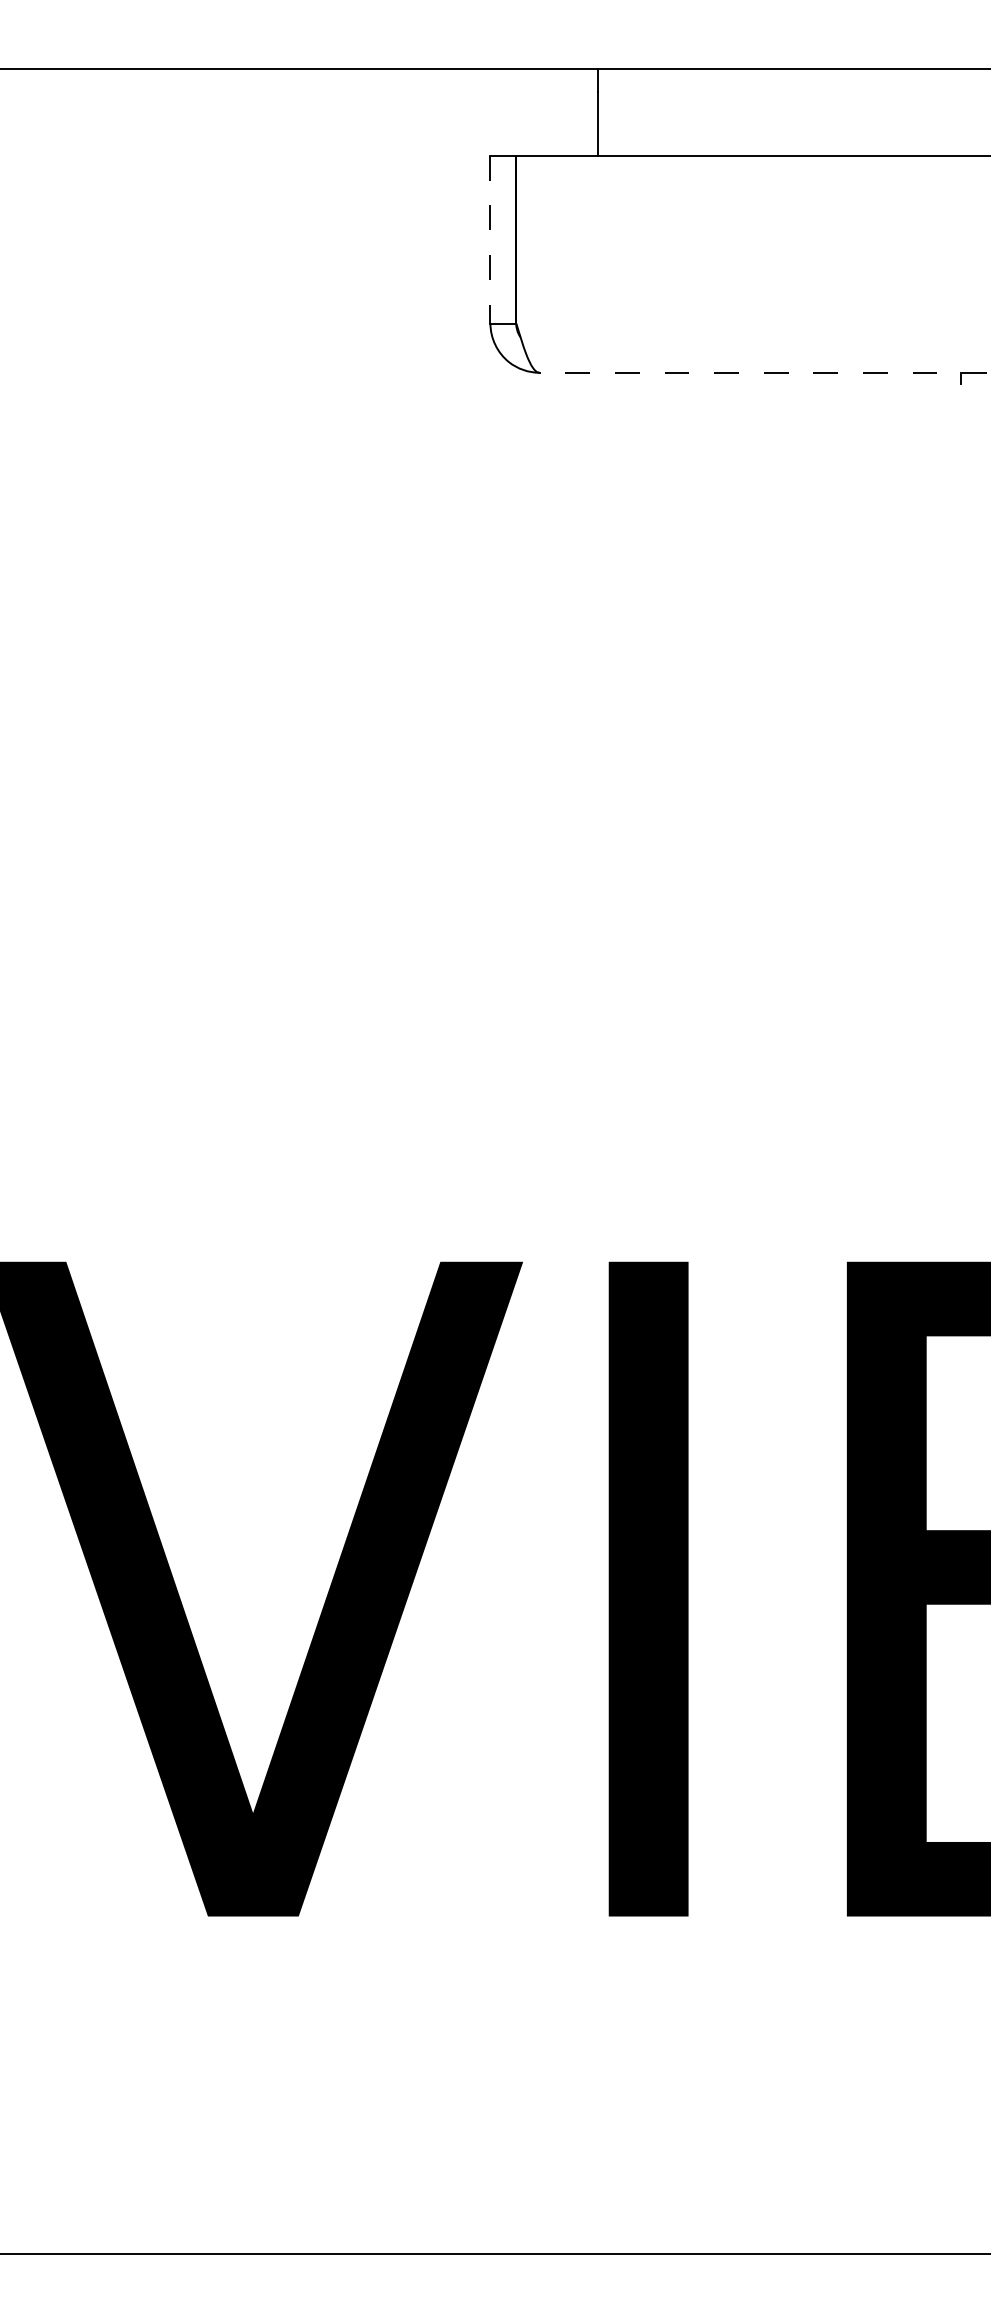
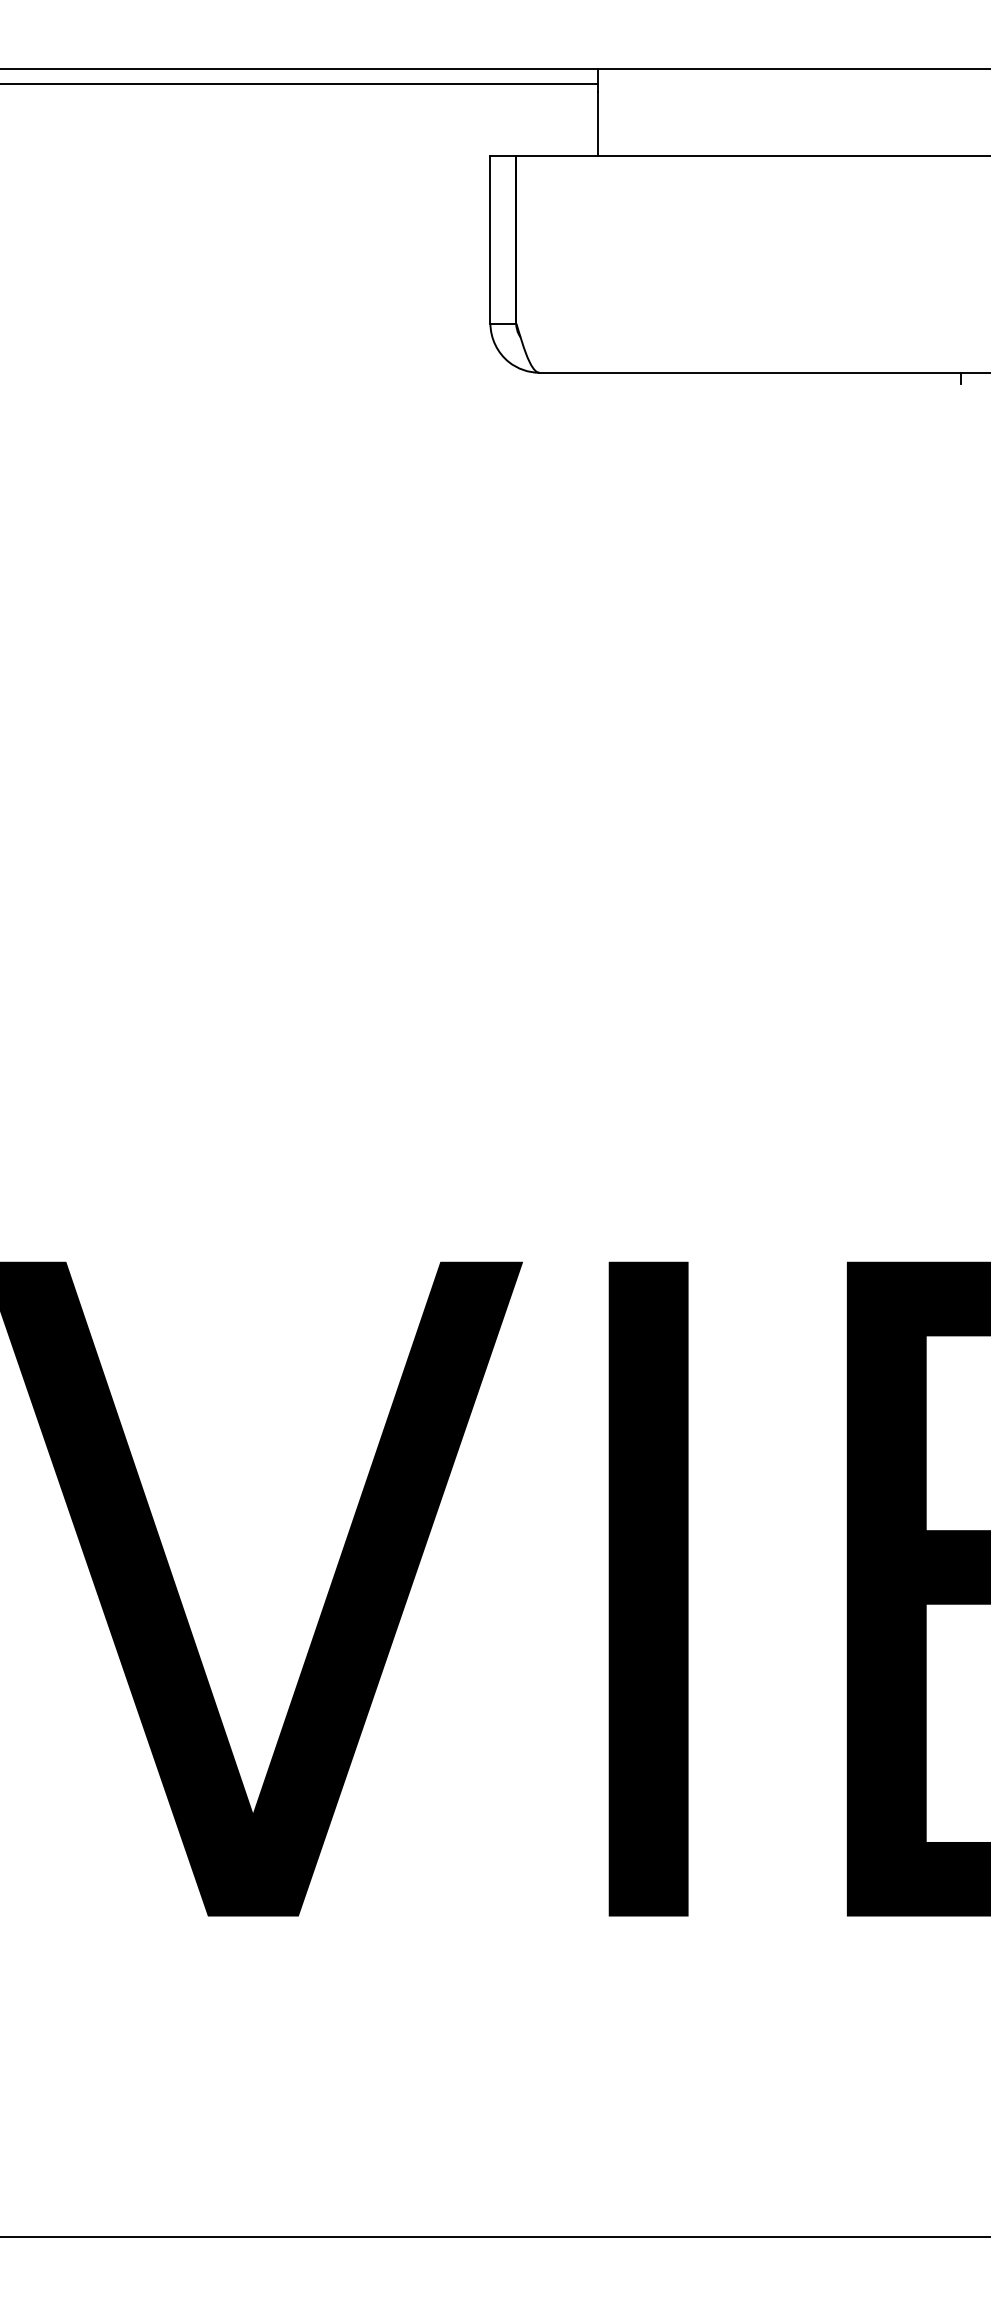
line: none -> present (299, 84)
line: dashed -> solid (490, 239)
line: dashed -> solid (764, 372)
line position: (494, 2253) -> (494, 2236) (494, 2236)
